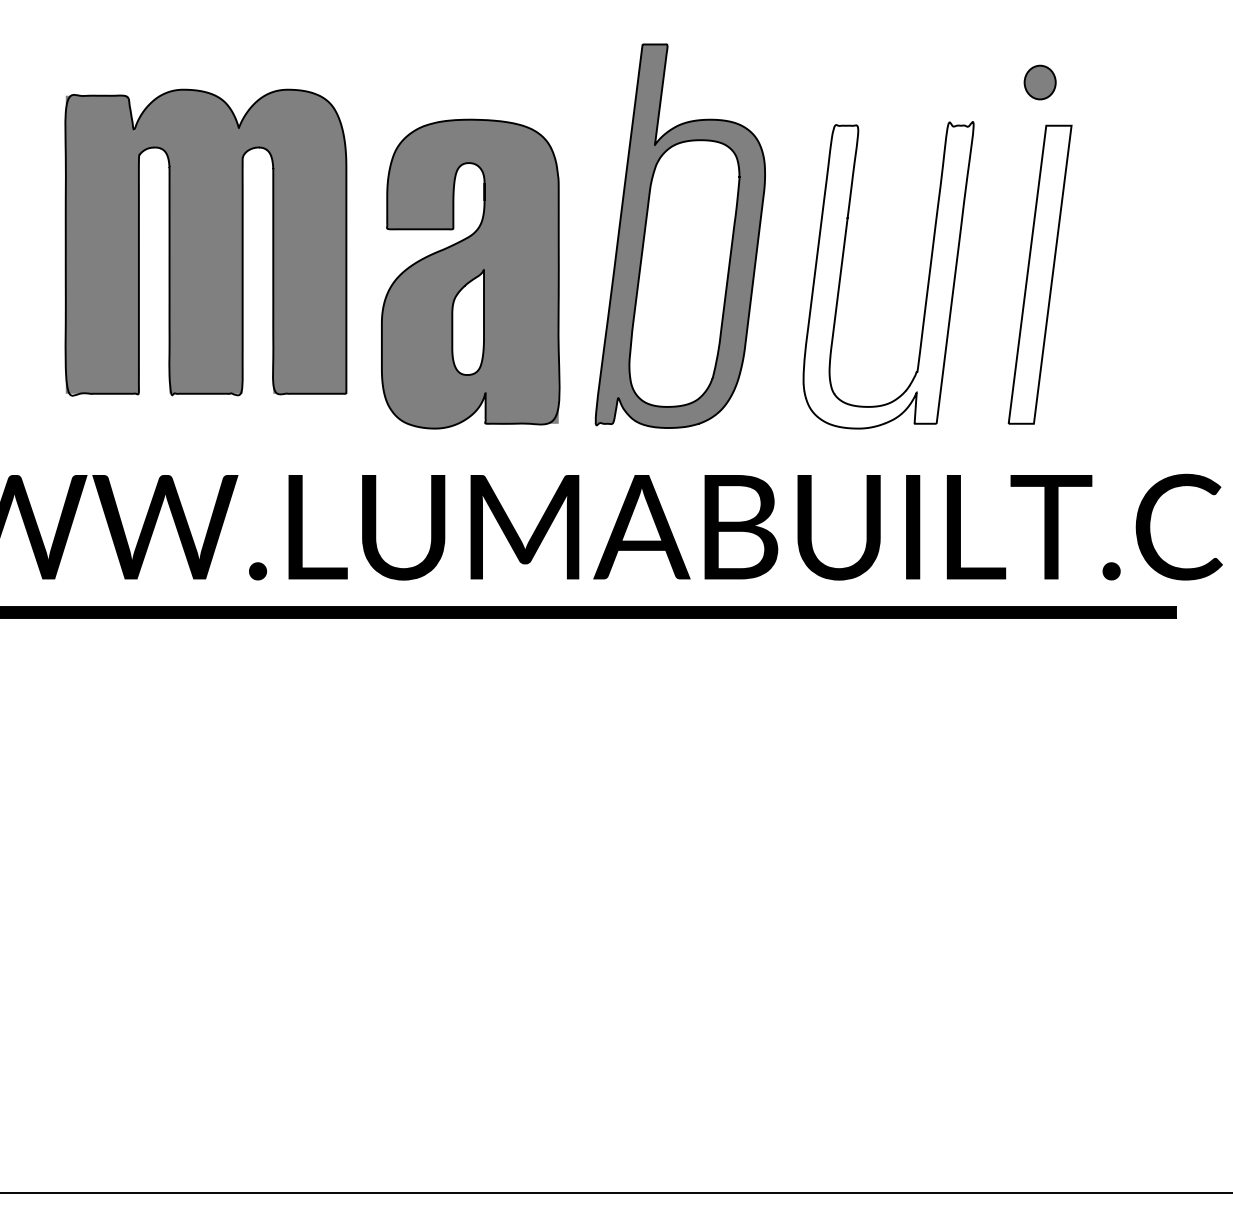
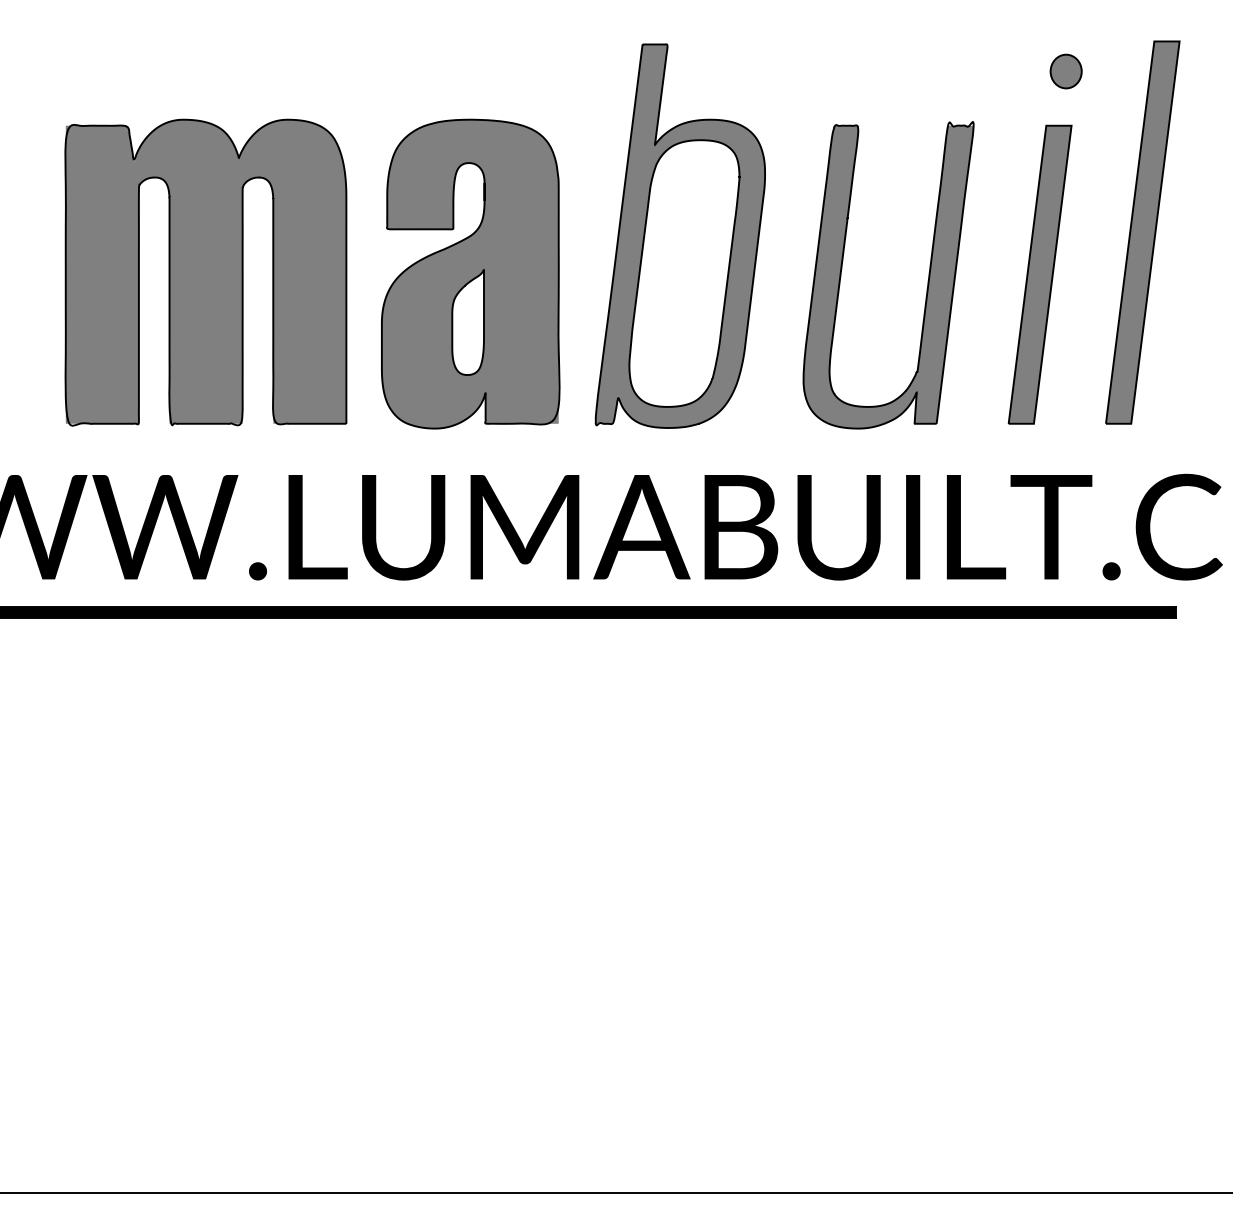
part position: (1039, 82) -> (1065, 71) (1065, 71)
part: none -> present (1142, 232)
part position: (205, 242) -> (205, 272) (205, 272)
fill: none -> present (1039, 274)
fill: none -> present (888, 276)
